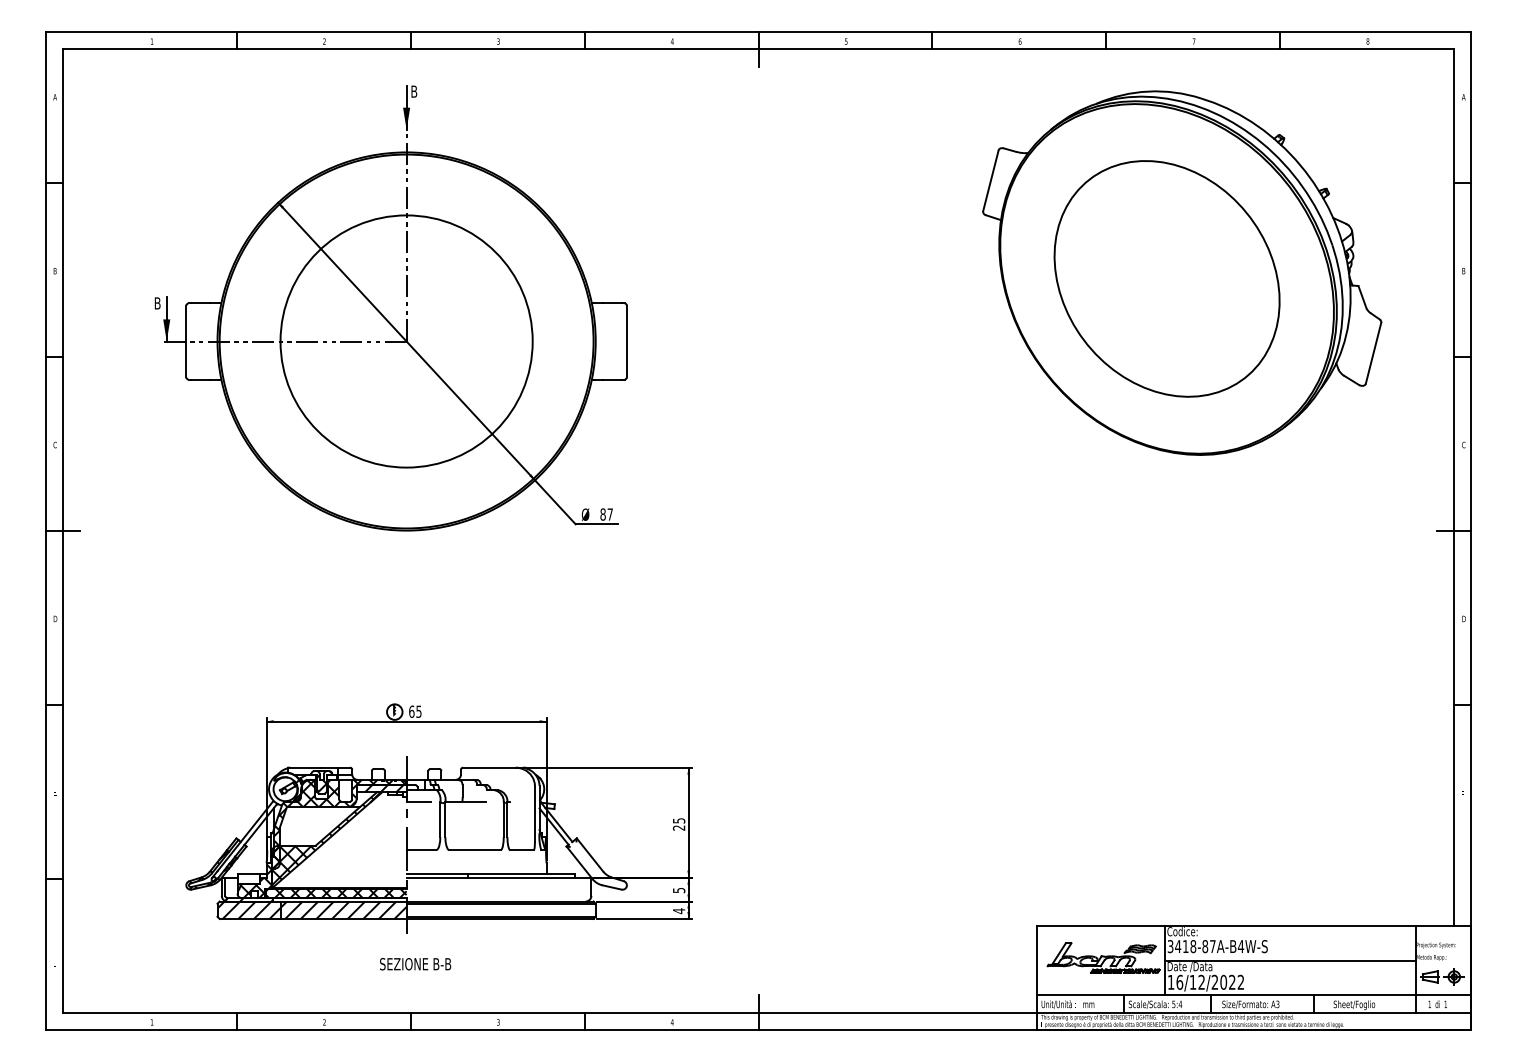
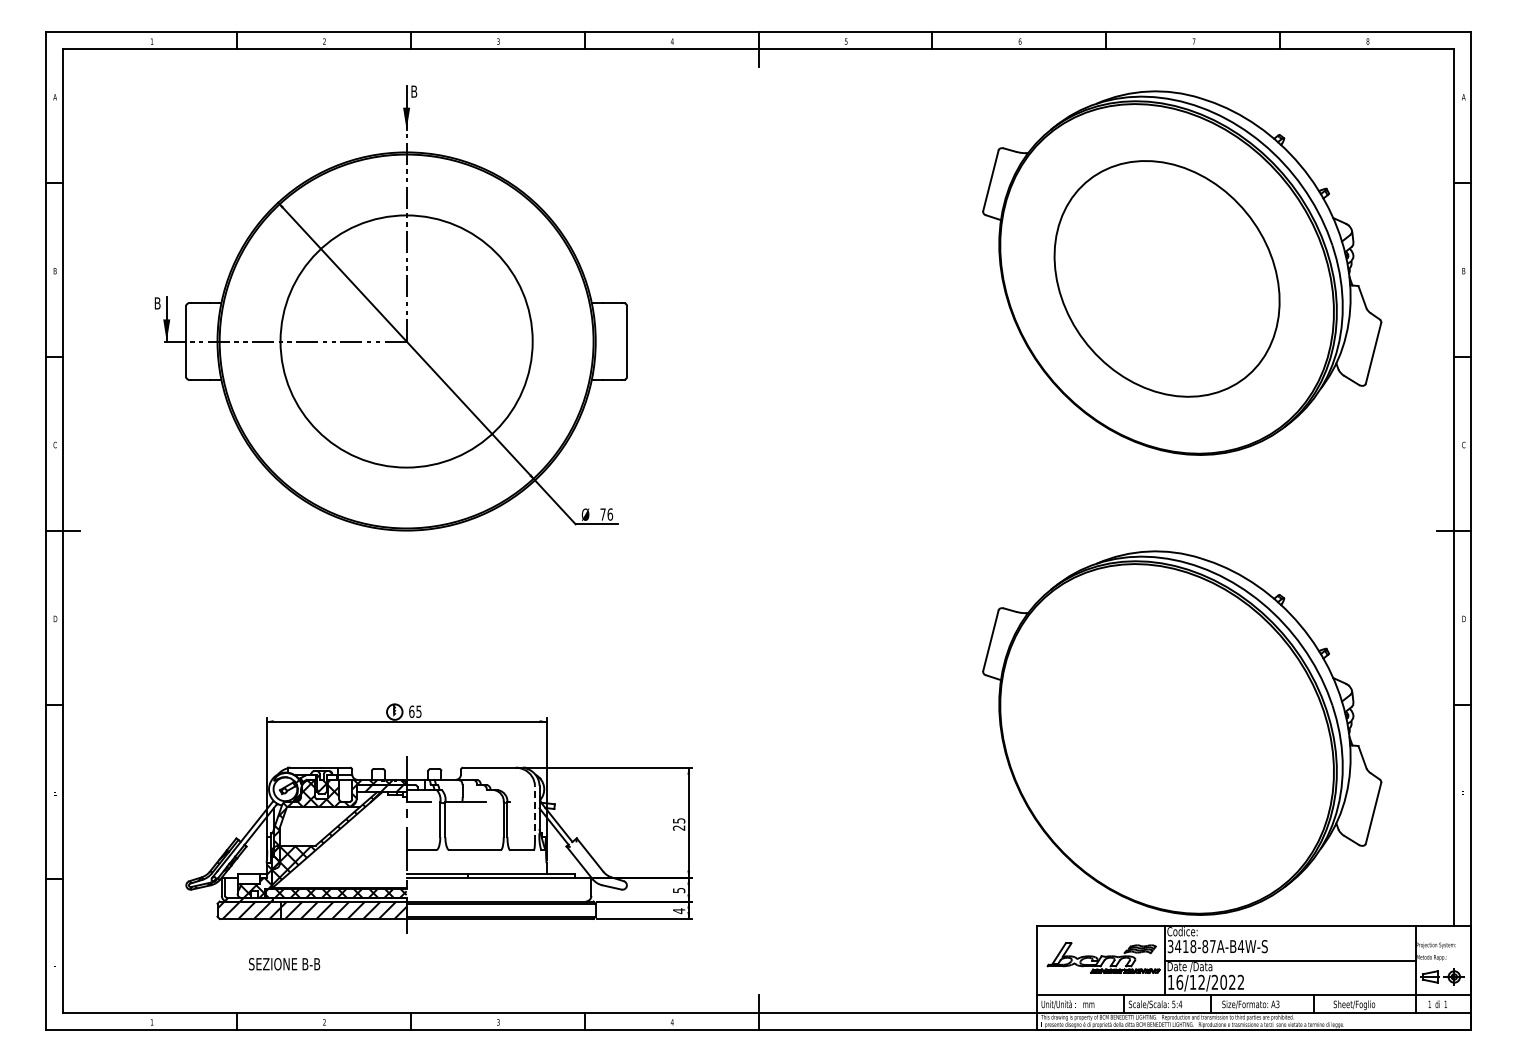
text: 87 -> 76 (606, 514)
part: none -> present (1182, 732)
line: solid -> dashed (534, 813)
text position: (415, 964) -> (284, 964) (284, 964)
